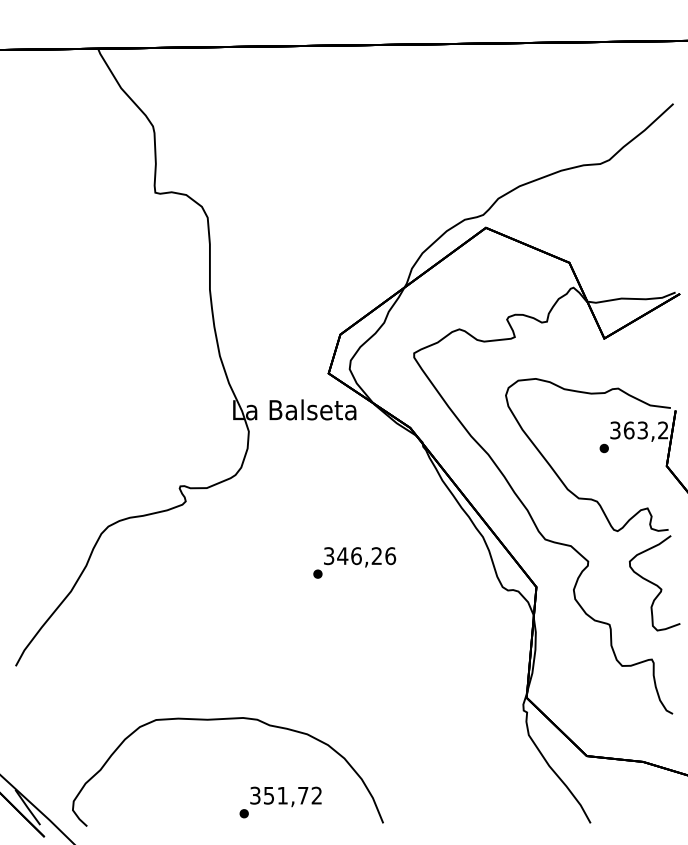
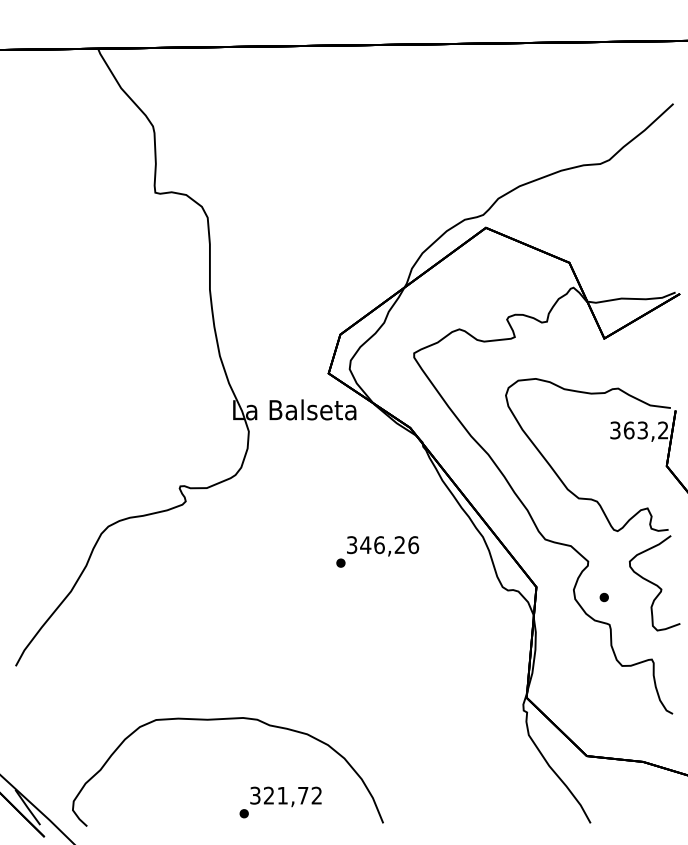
part position: (603, 448) -> (603, 597) (603, 597)
text position: (354, 562) -> (377, 551) (377, 551)
text: 351,72 -> 321,72 (268, 795)
